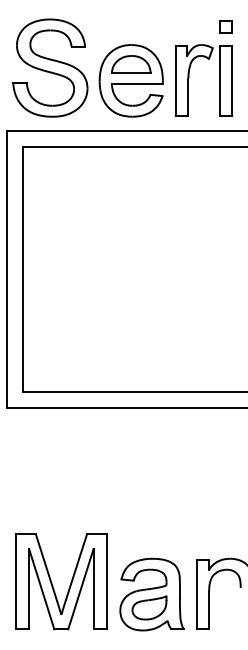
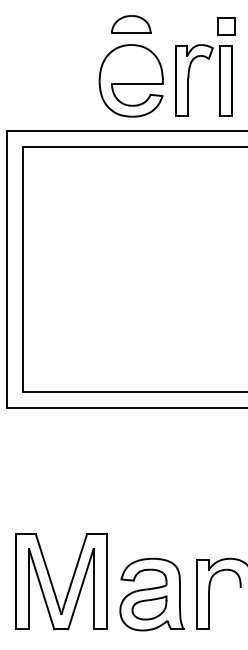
part size: 14x14 px -> 19x19 px (226, 26)
part position: (131, 64) -> (131, 24) (131, 24)
part: present -> none (50, 67)
